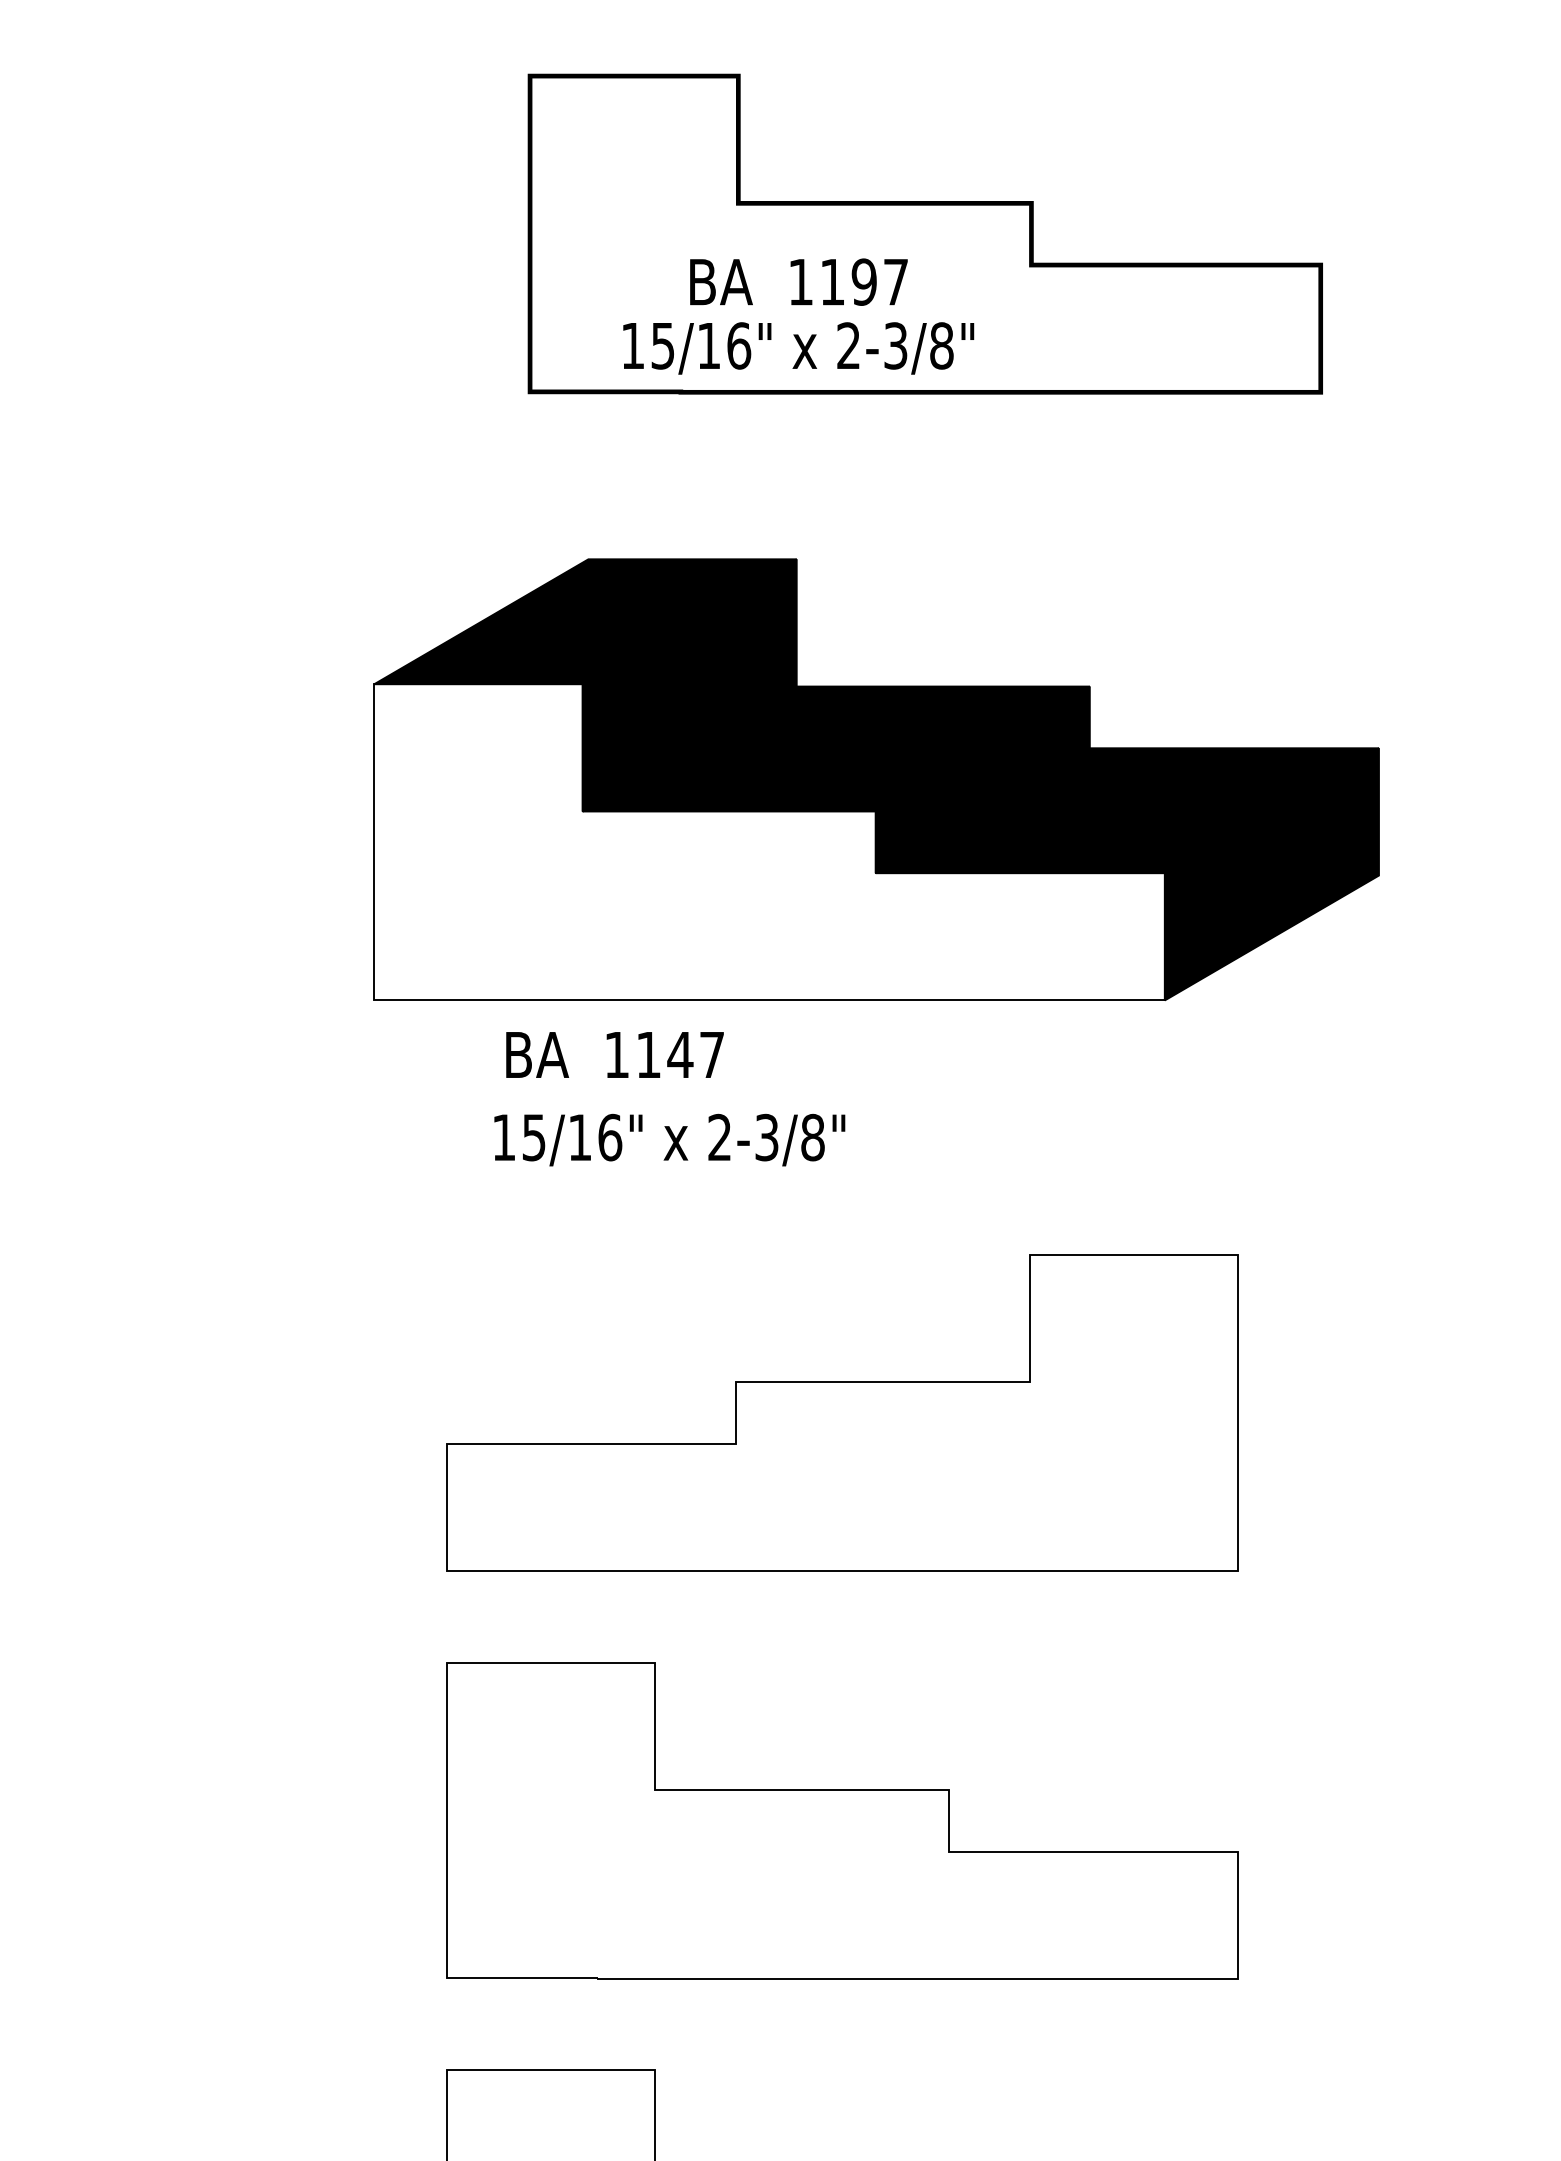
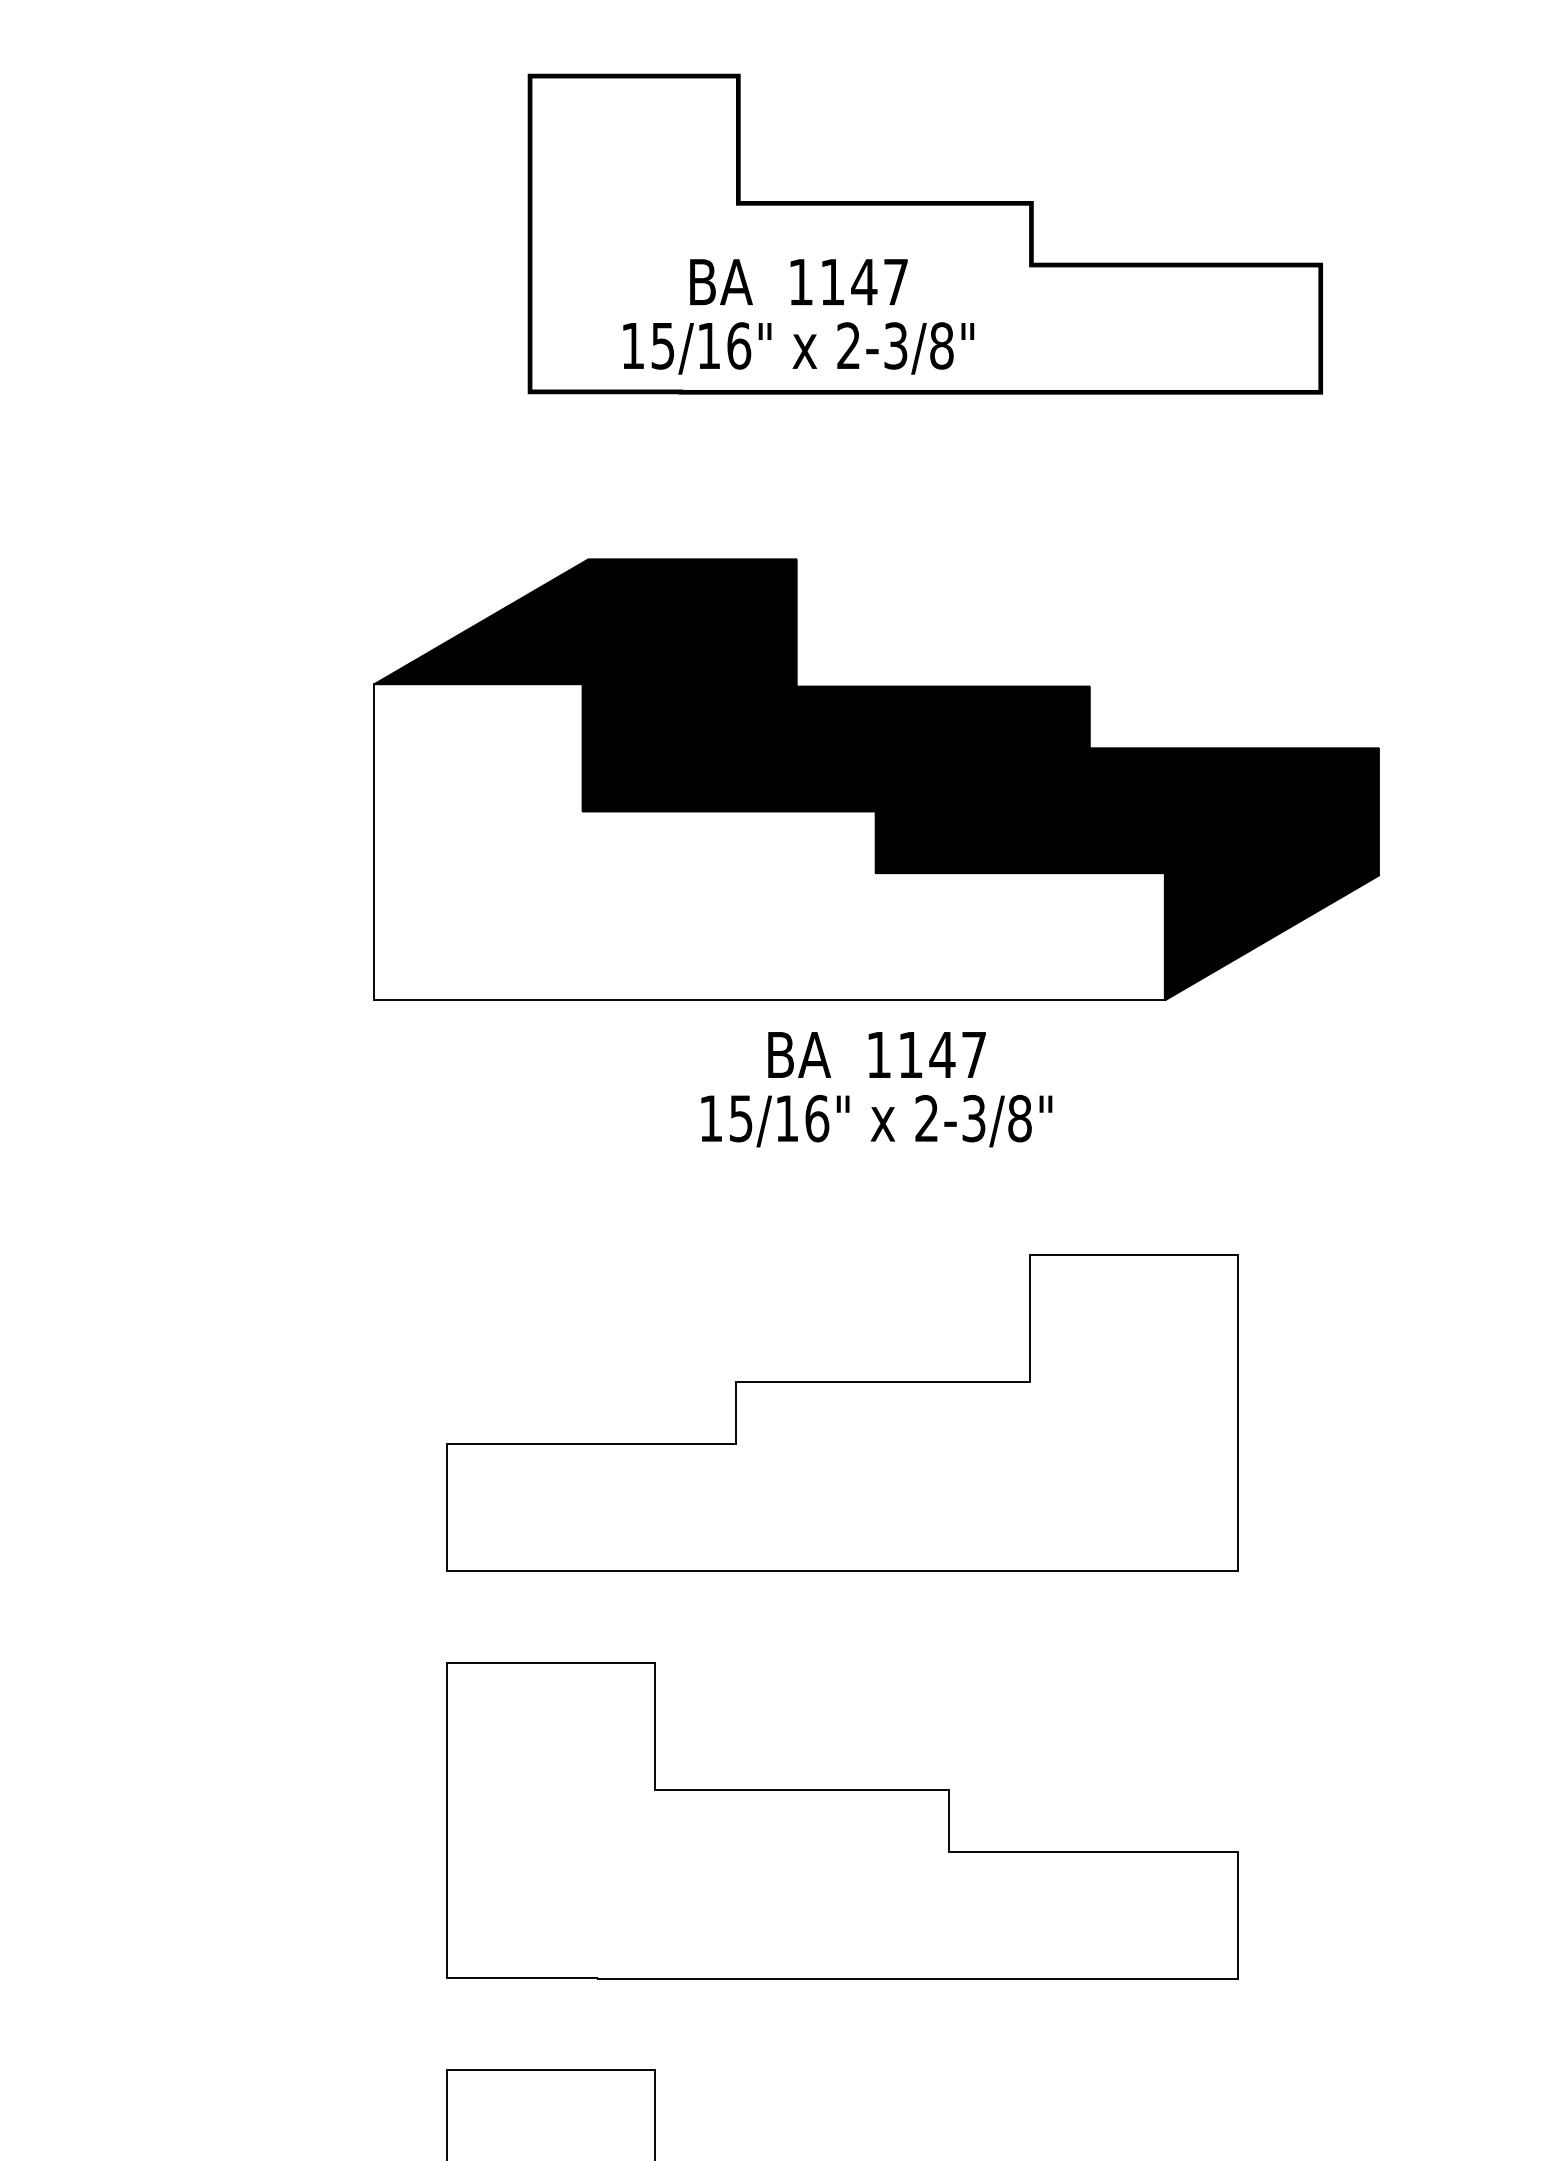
text: 1197 -> 1147 (864, 281)
text position: (614, 1054) -> (876, 1054) (876, 1054)
text position: (669, 1139) -> (876, 1120) (876, 1120)
